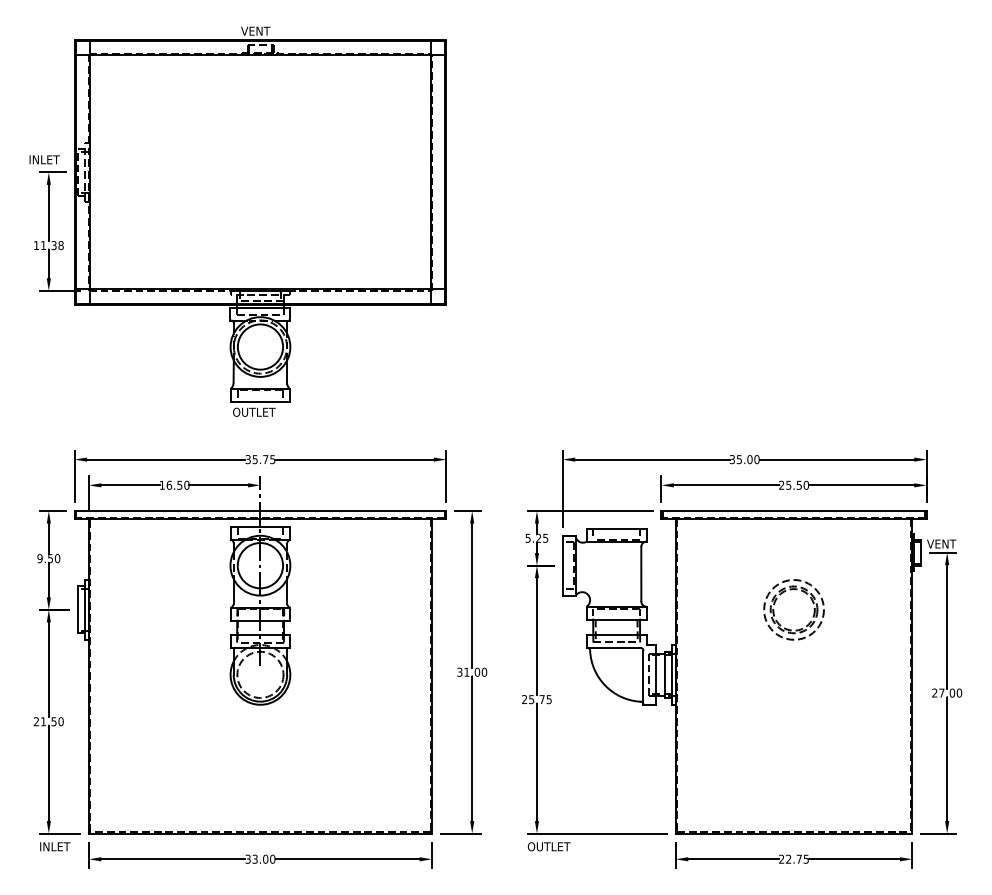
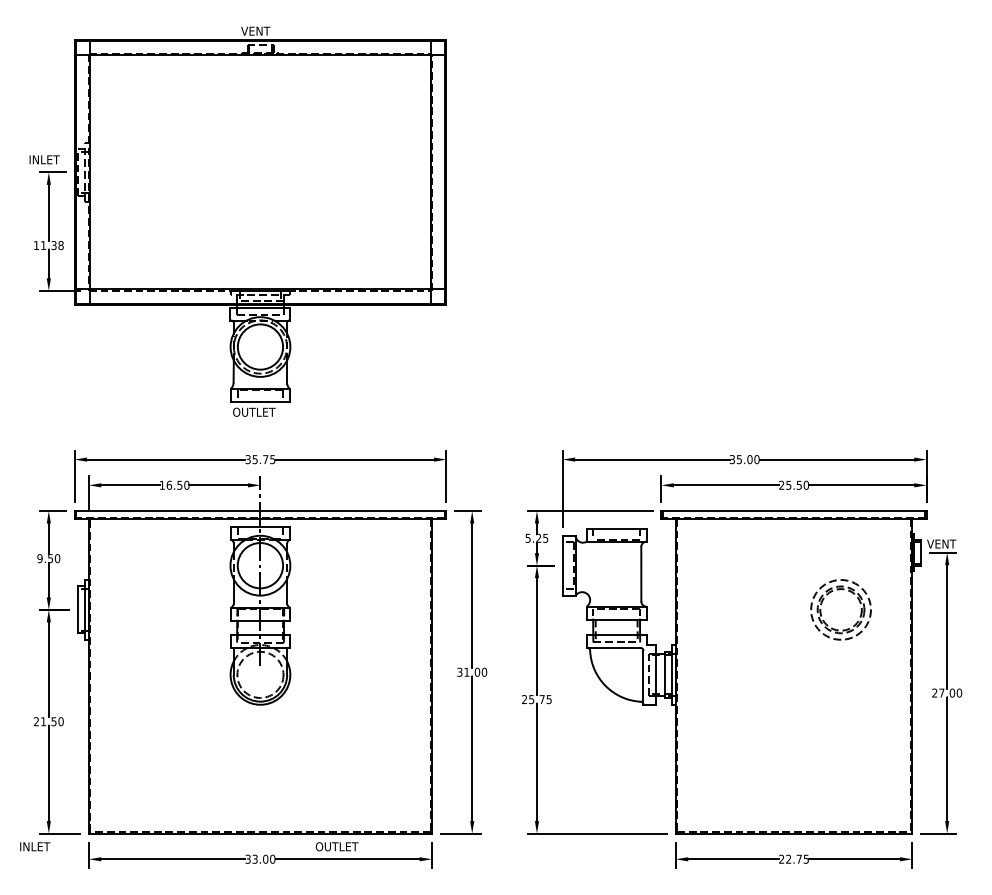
part position: (776, 601) -> (823, 601) (823, 601)
text position: (55, 846) -> (35, 846) (35, 846)
text position: (548, 846) -> (336, 846) (336, 846)
